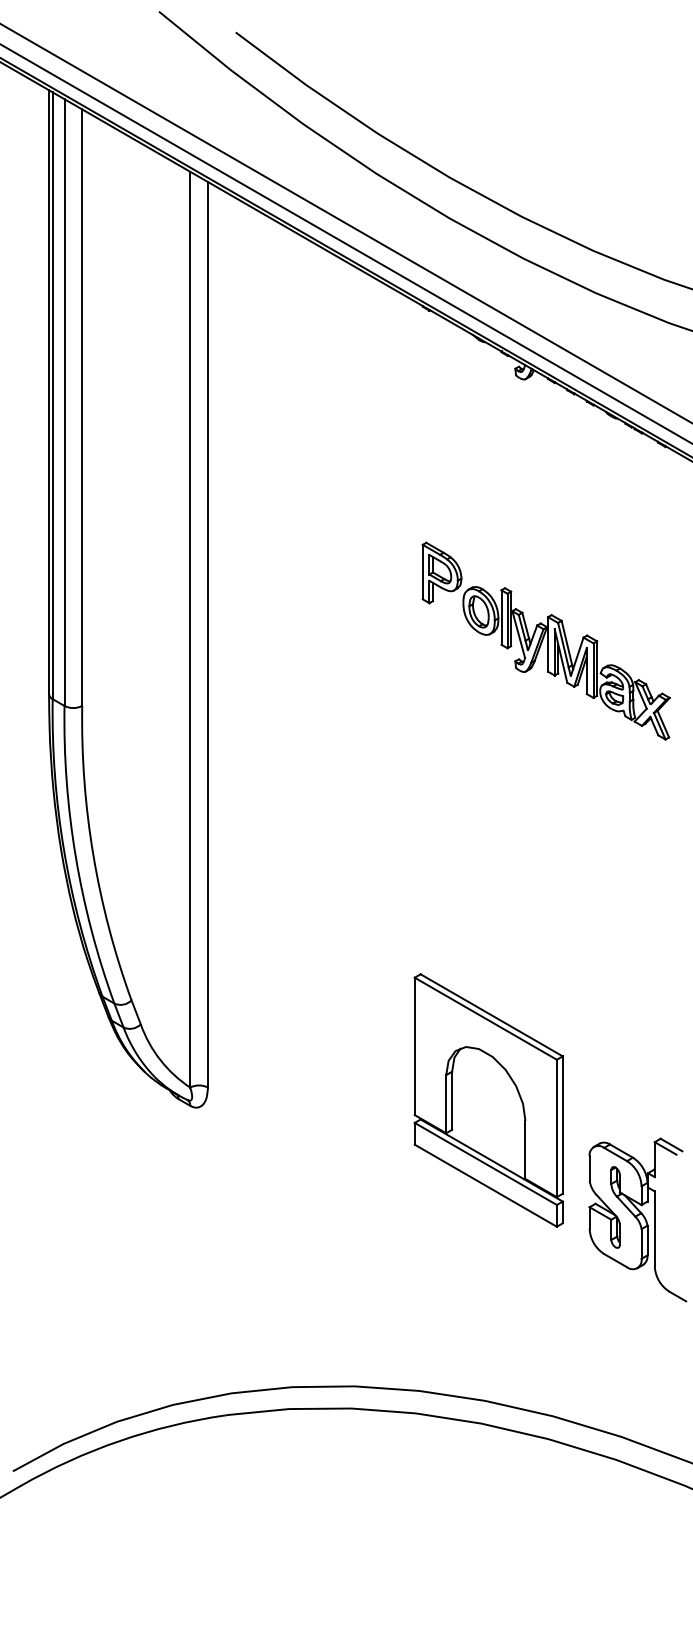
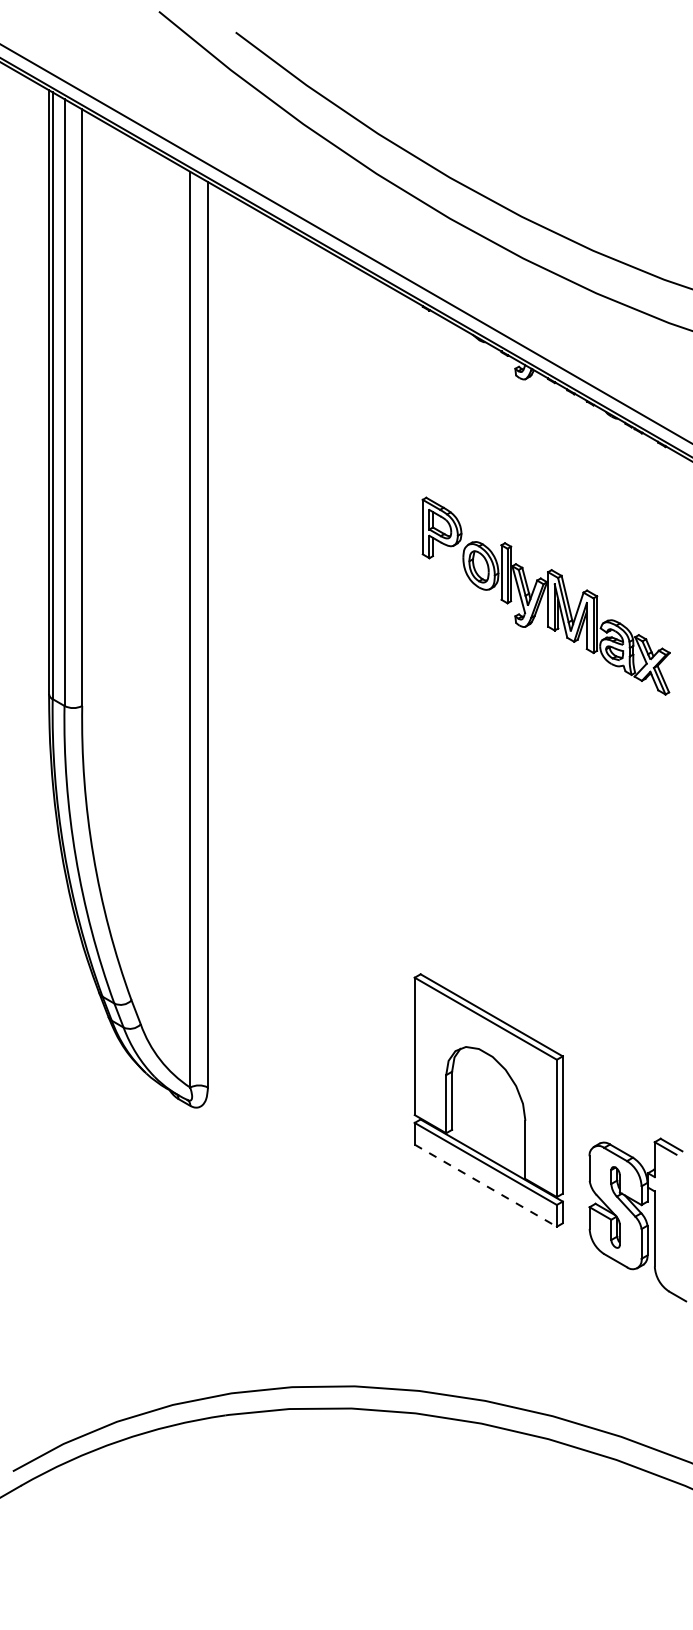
line: present -> none (345, 223)
part position: (545, 640) -> (545, 595) (545, 595)
line: solid -> dashed (486, 1185)
